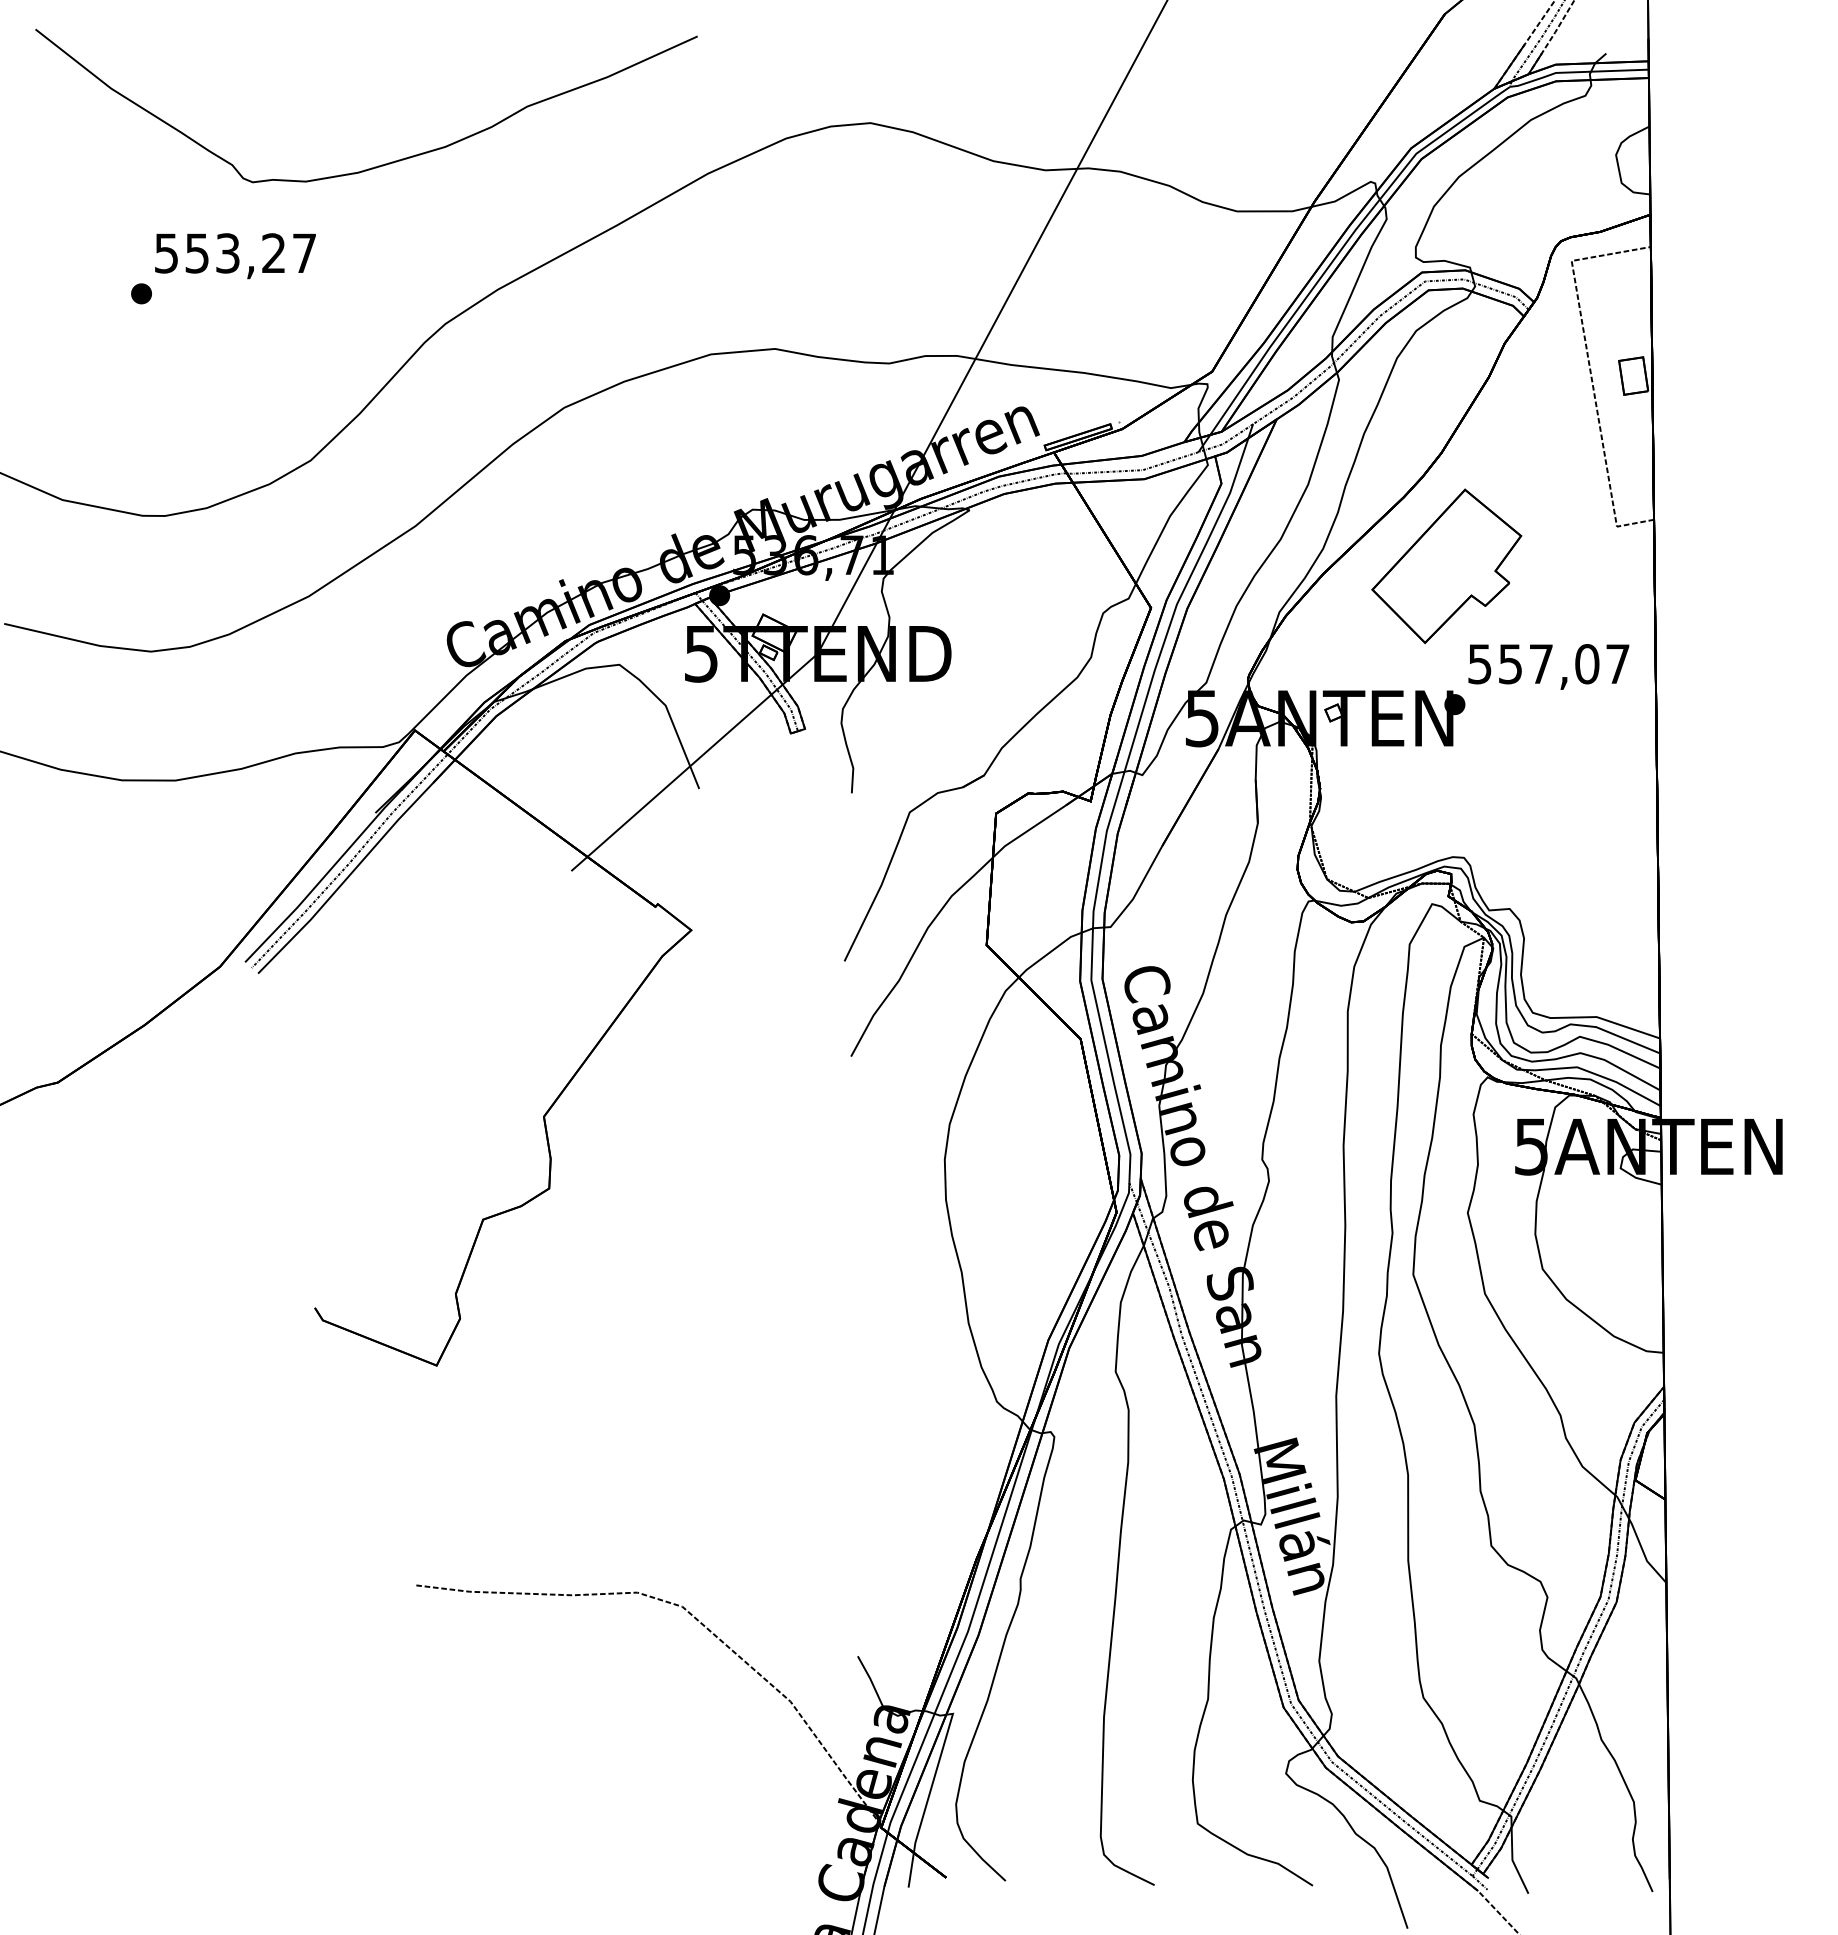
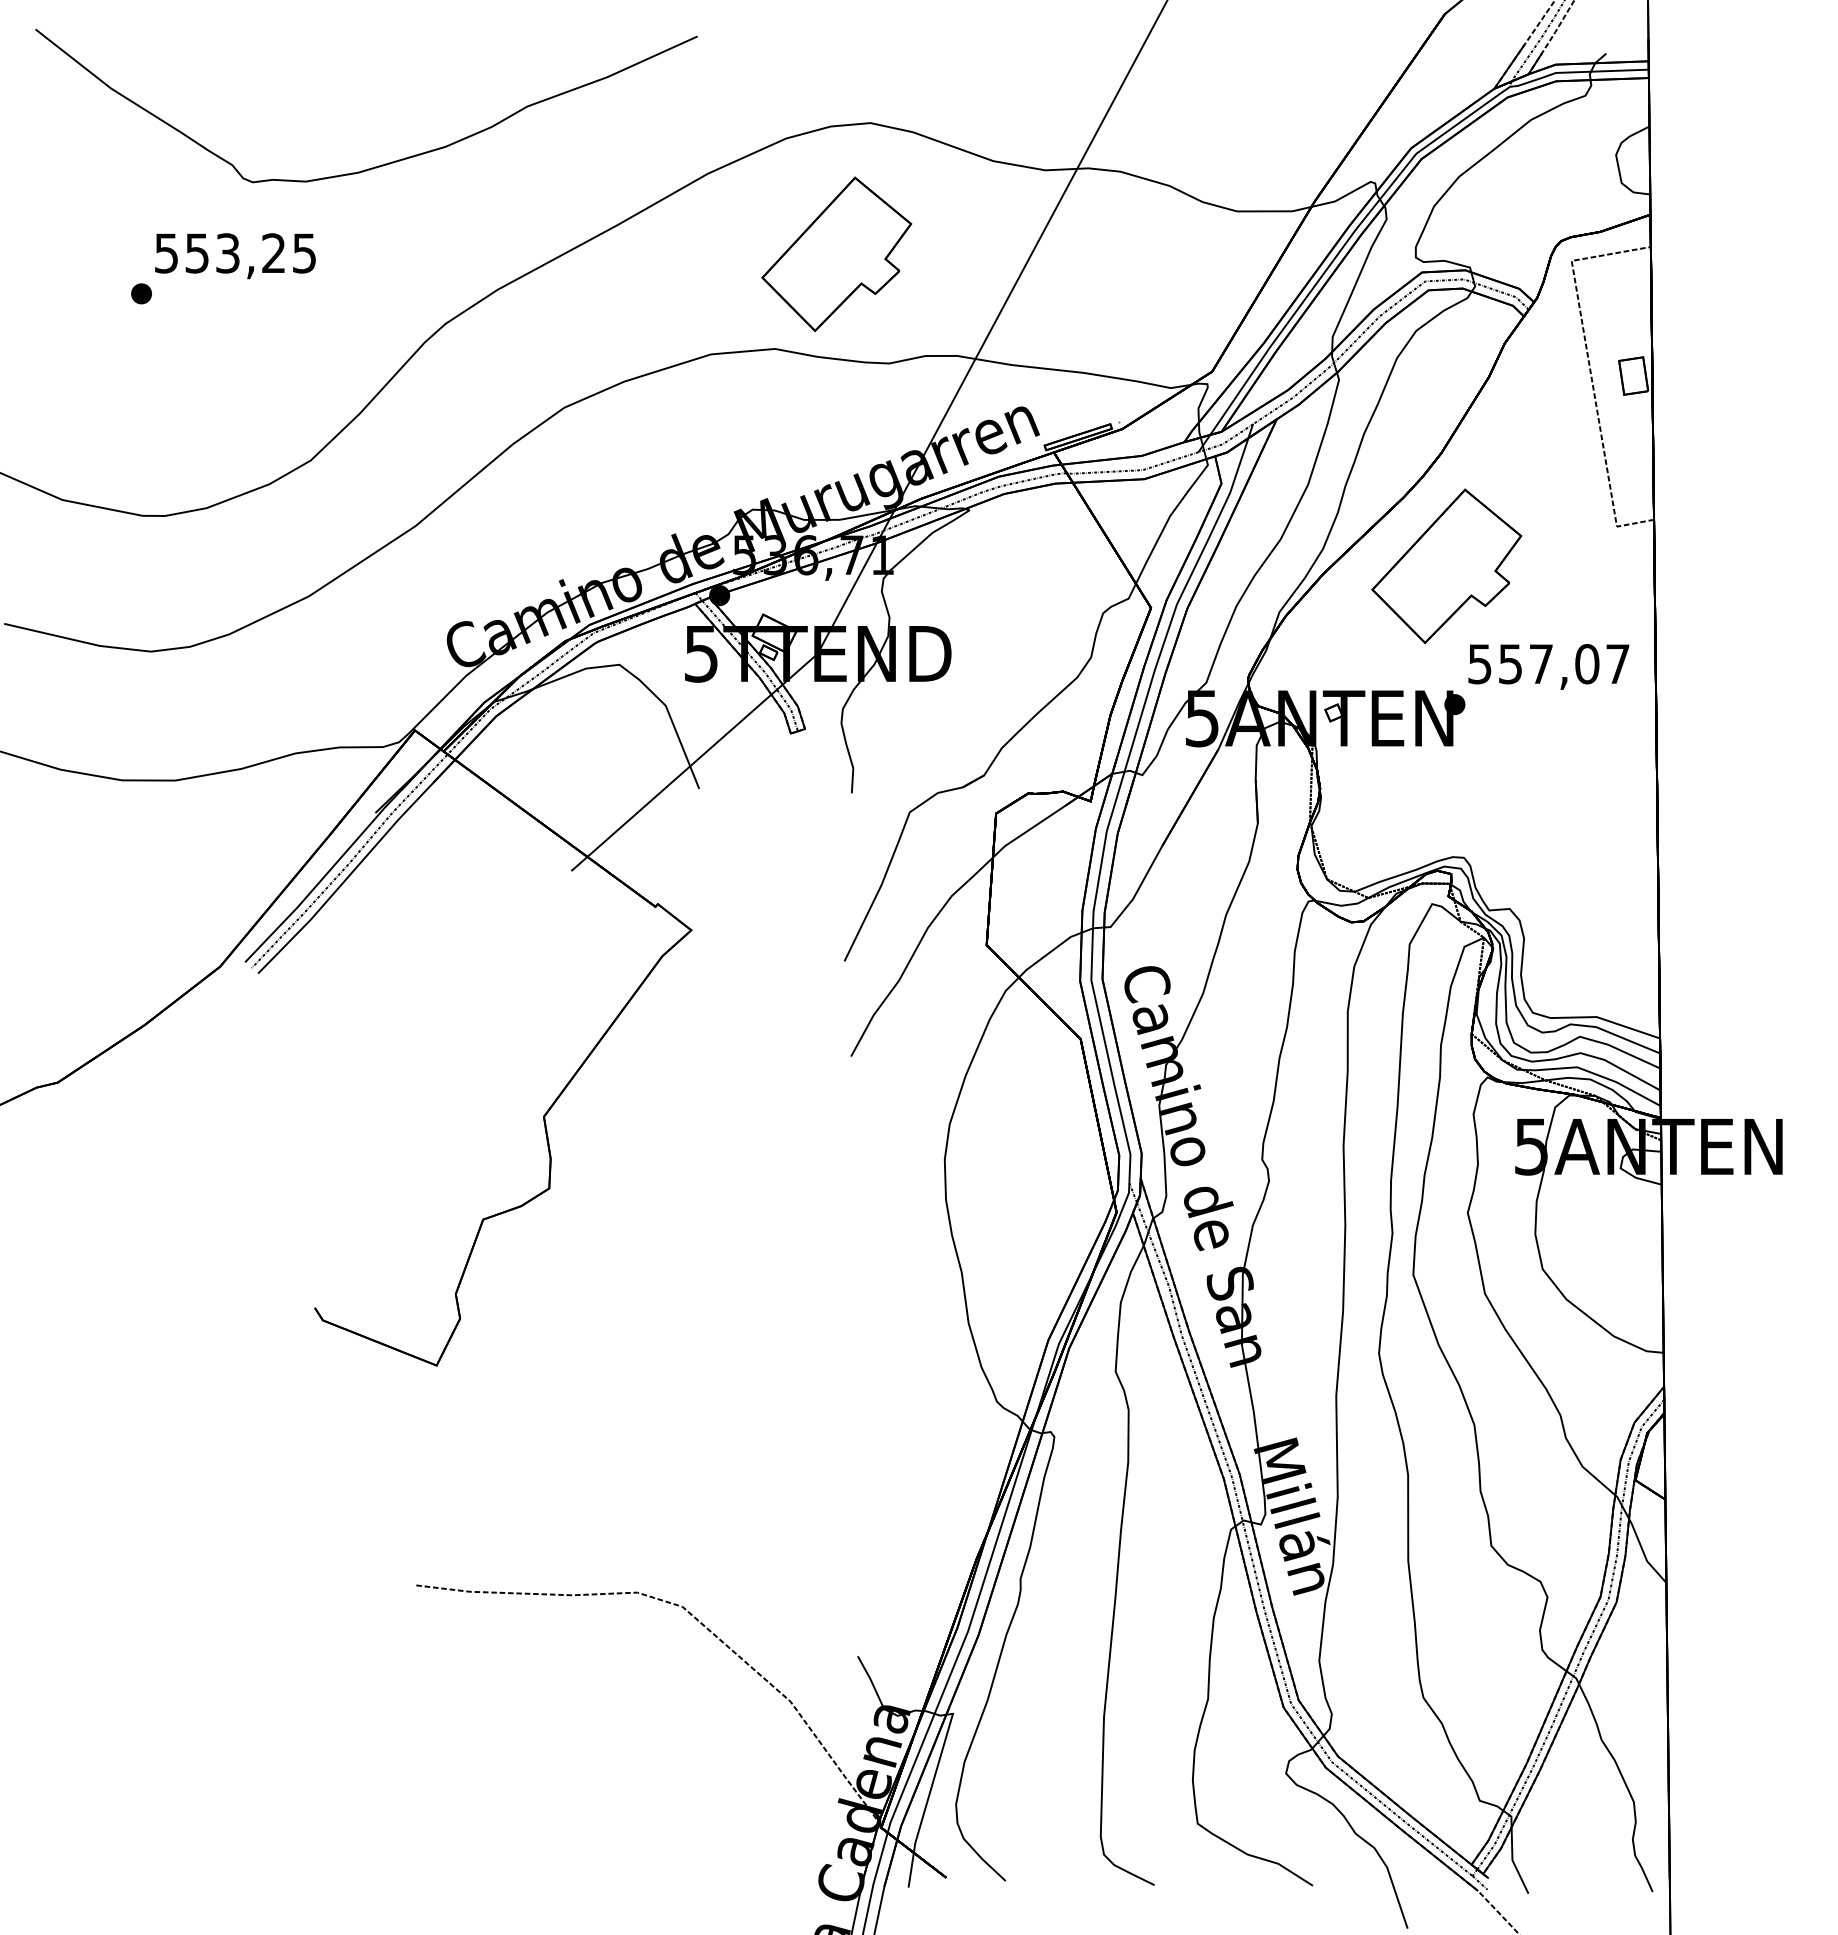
text: 553,27 -> 553,25 (304, 253)
part: none -> present (836, 253)
